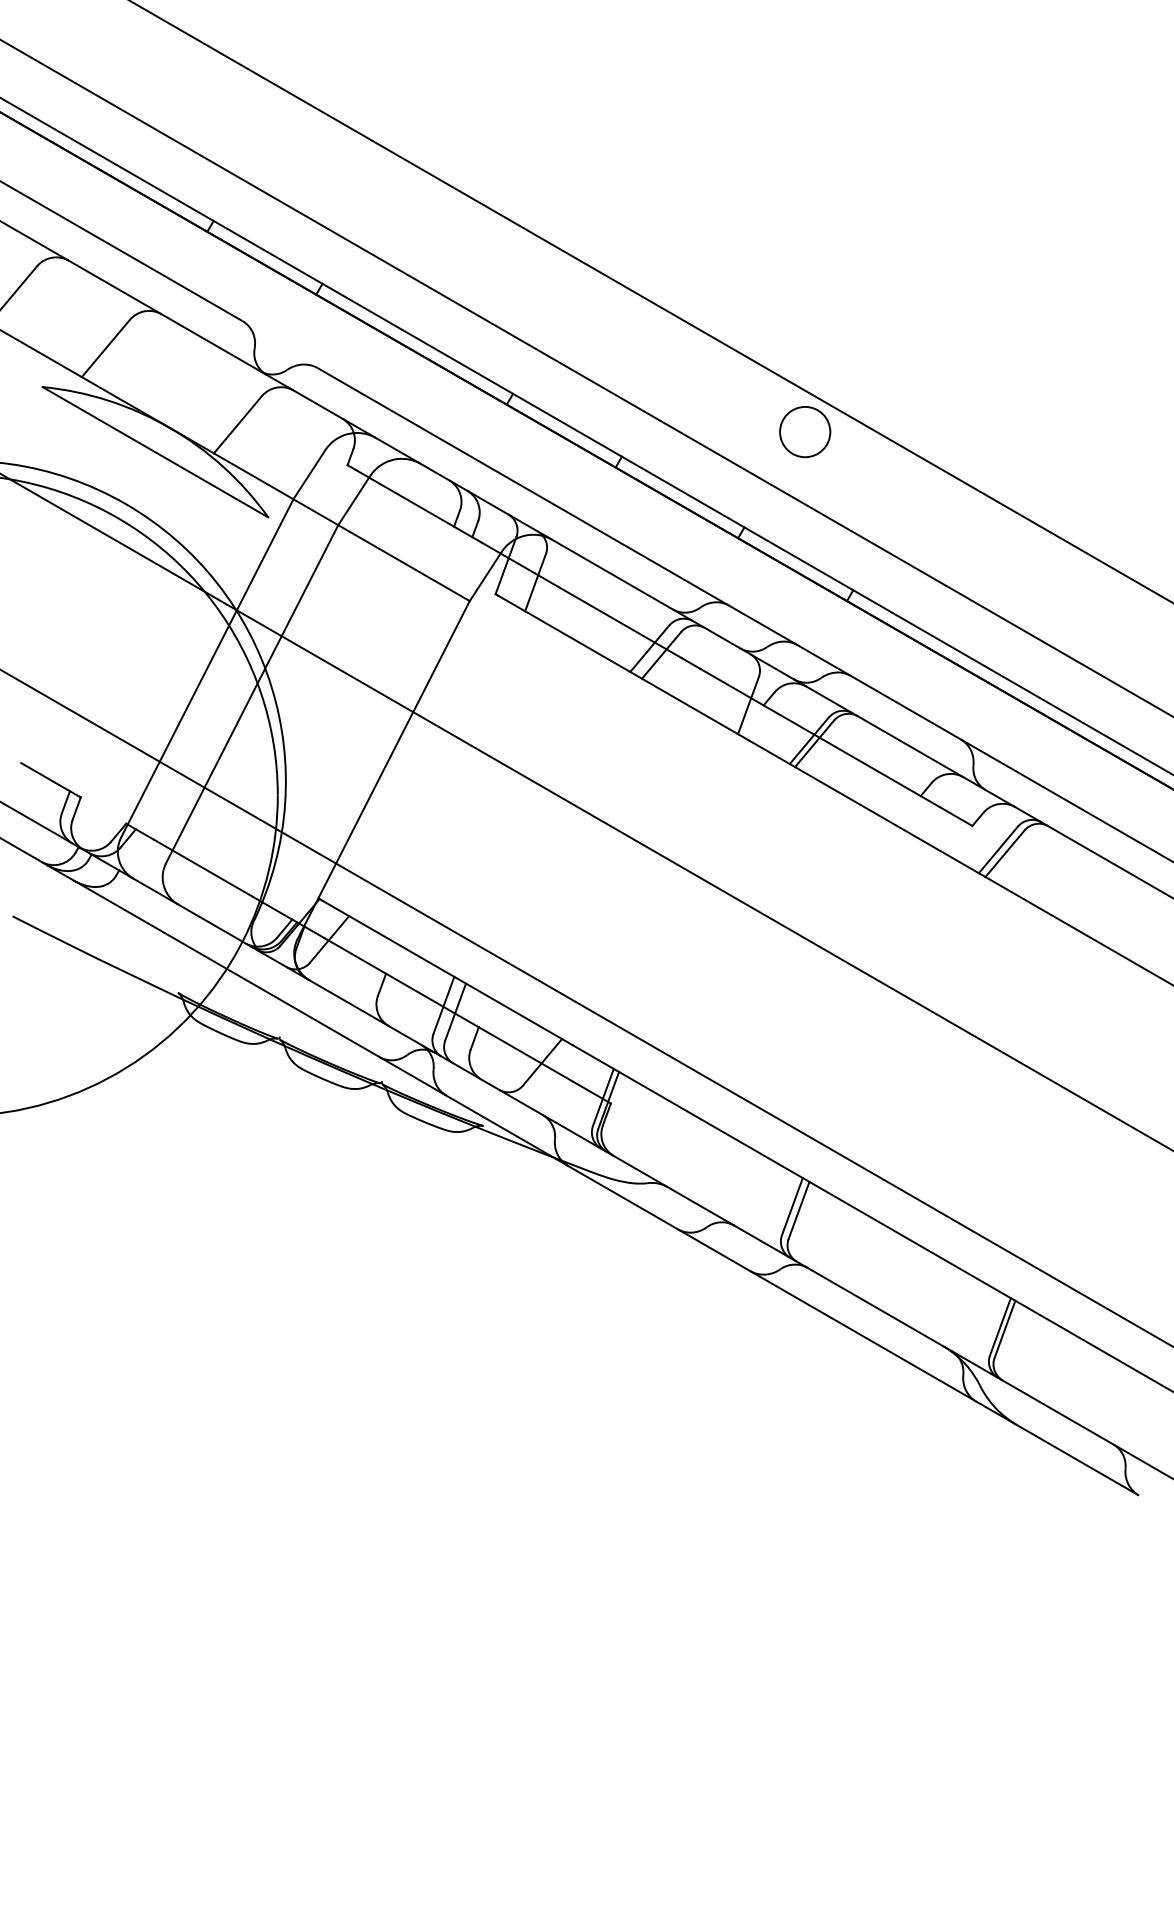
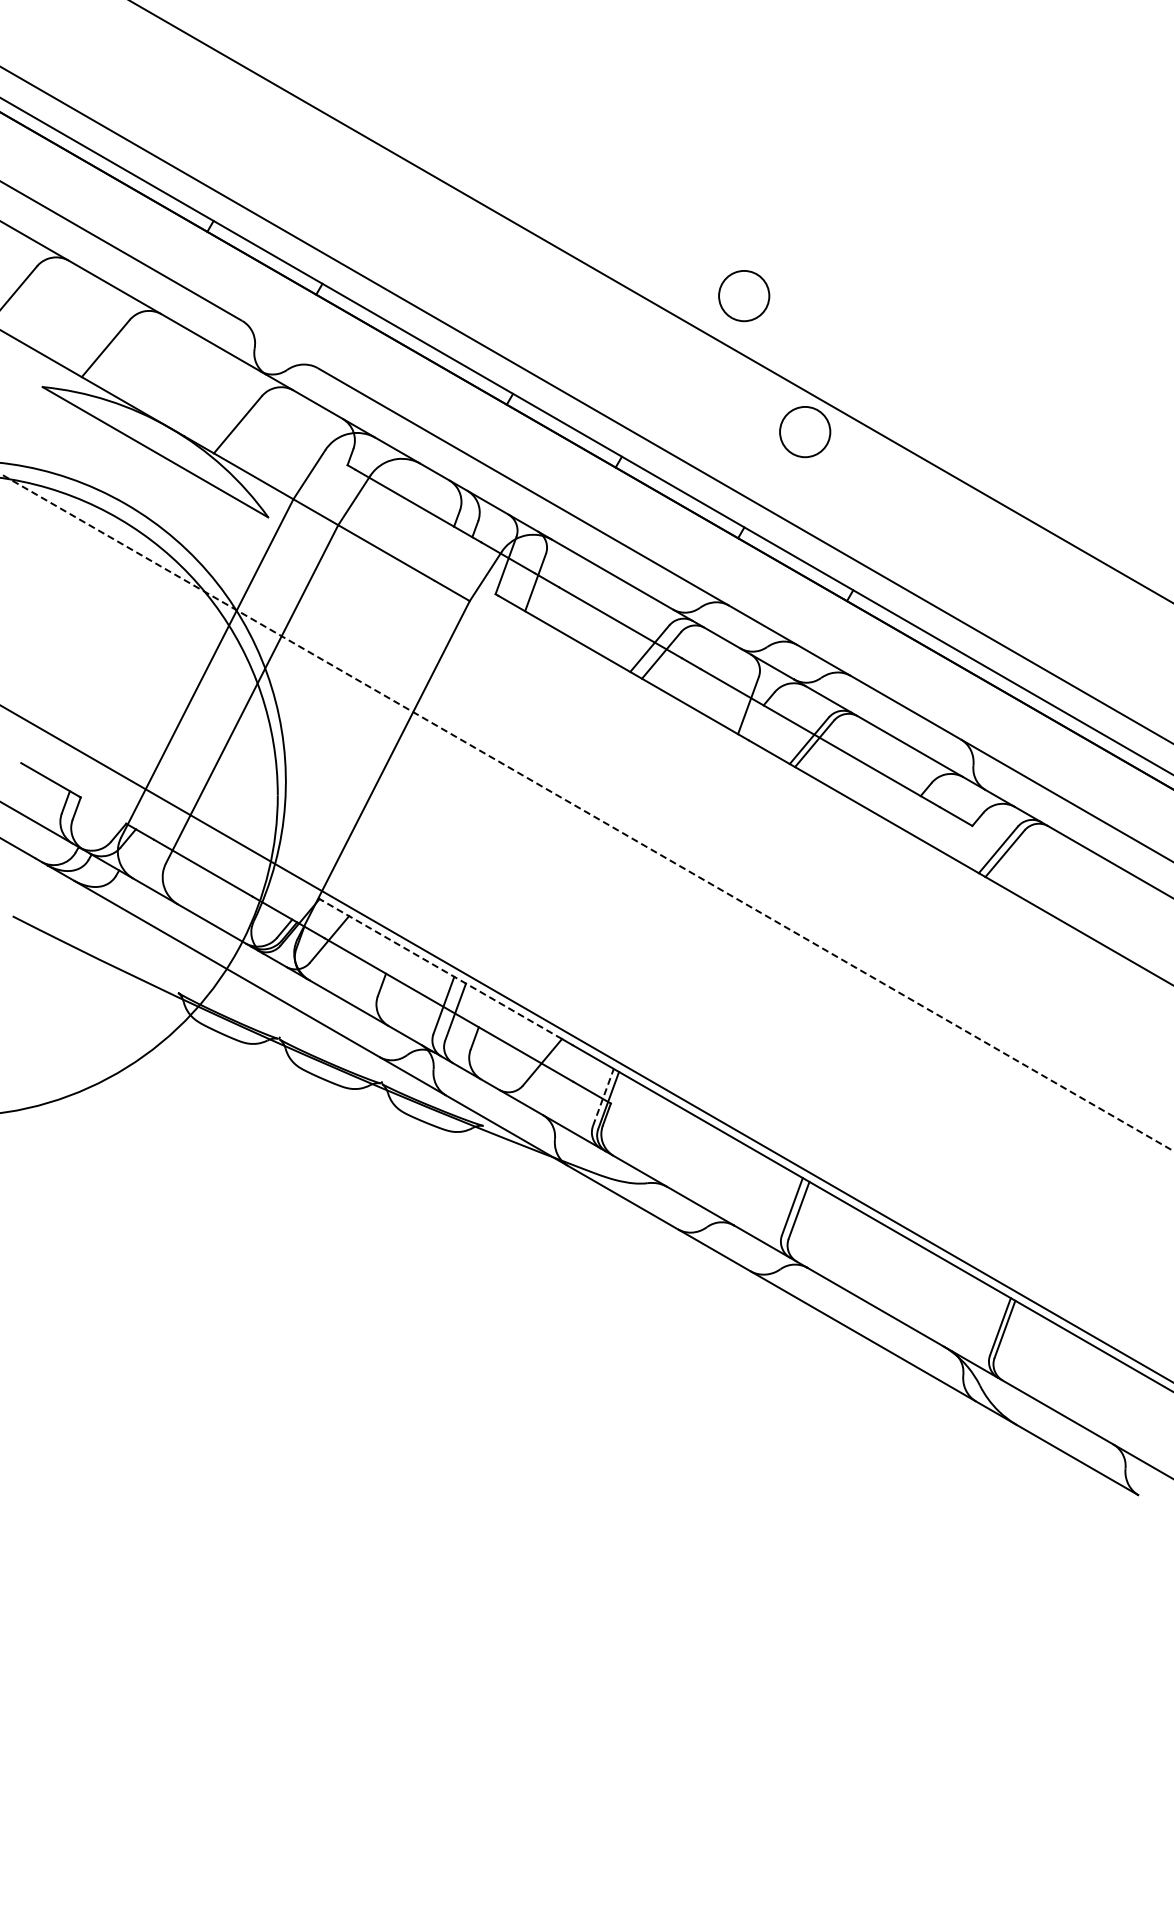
circle: none -> present (744, 296)
line position: (586, 377) -> (586, 404) (586, 404)
line: solid -> dashed (587, 812)
line: solid -> dashed (441, 969)
line position: (586, 1007) -> (586, 1043) (586, 1043)
line: solid -> dashed (603, 1097)
